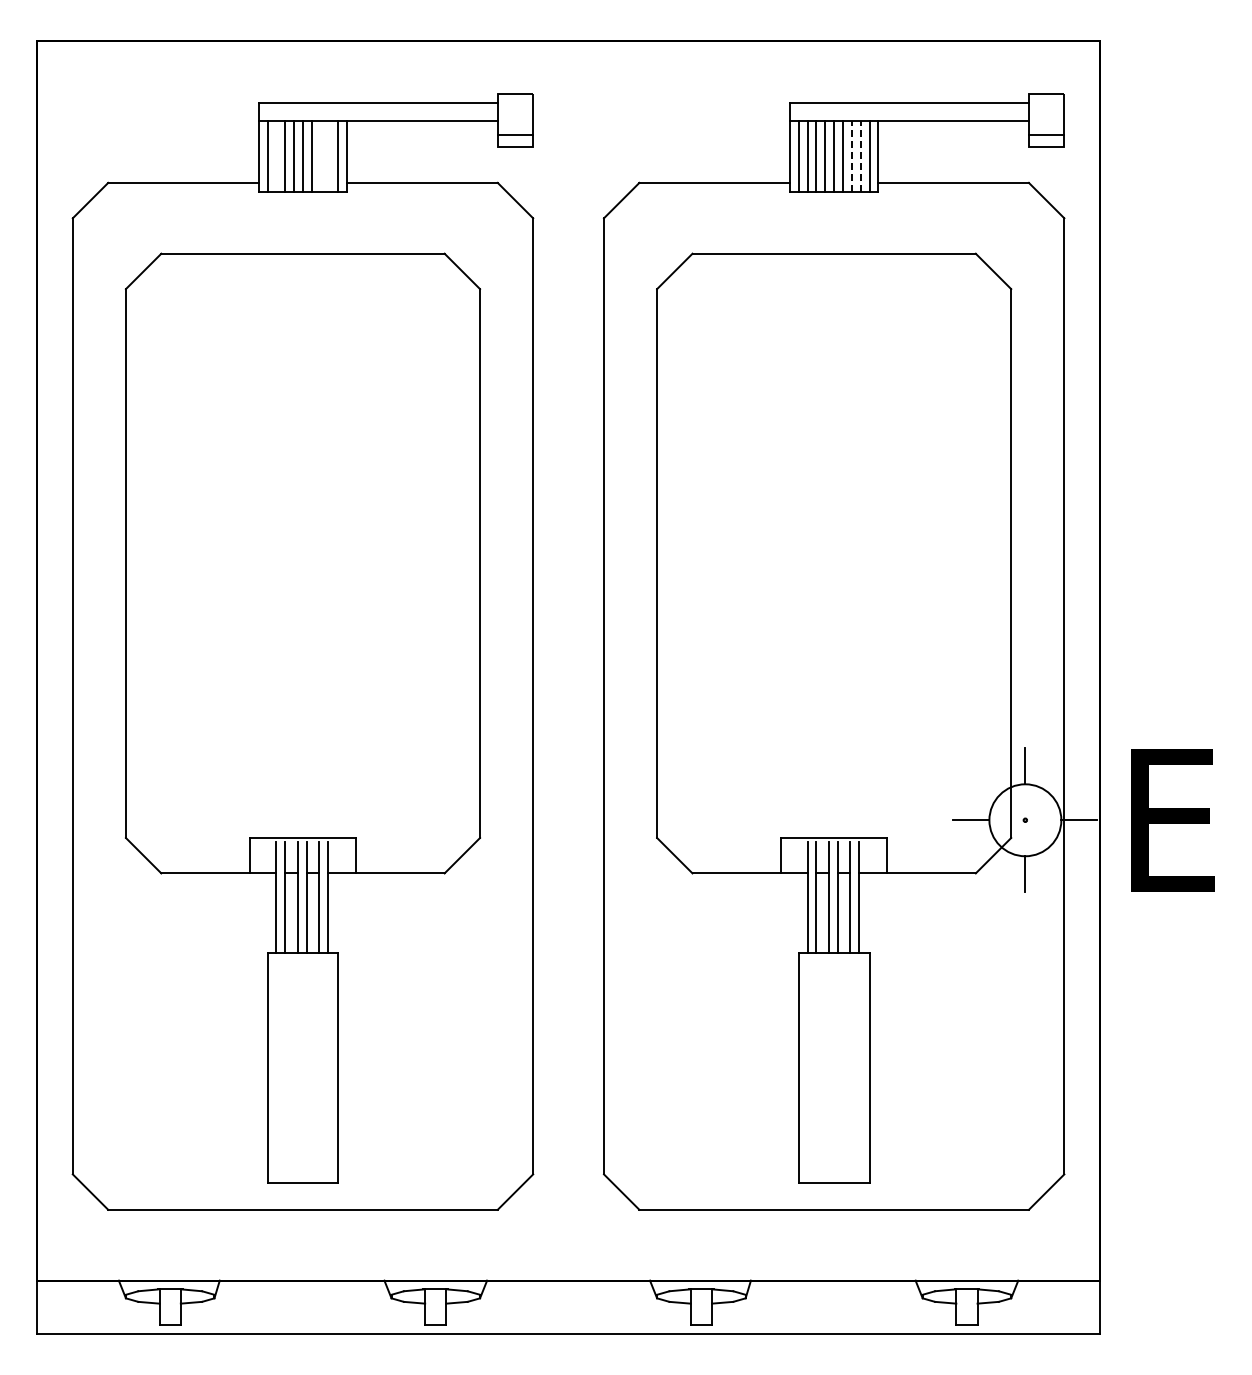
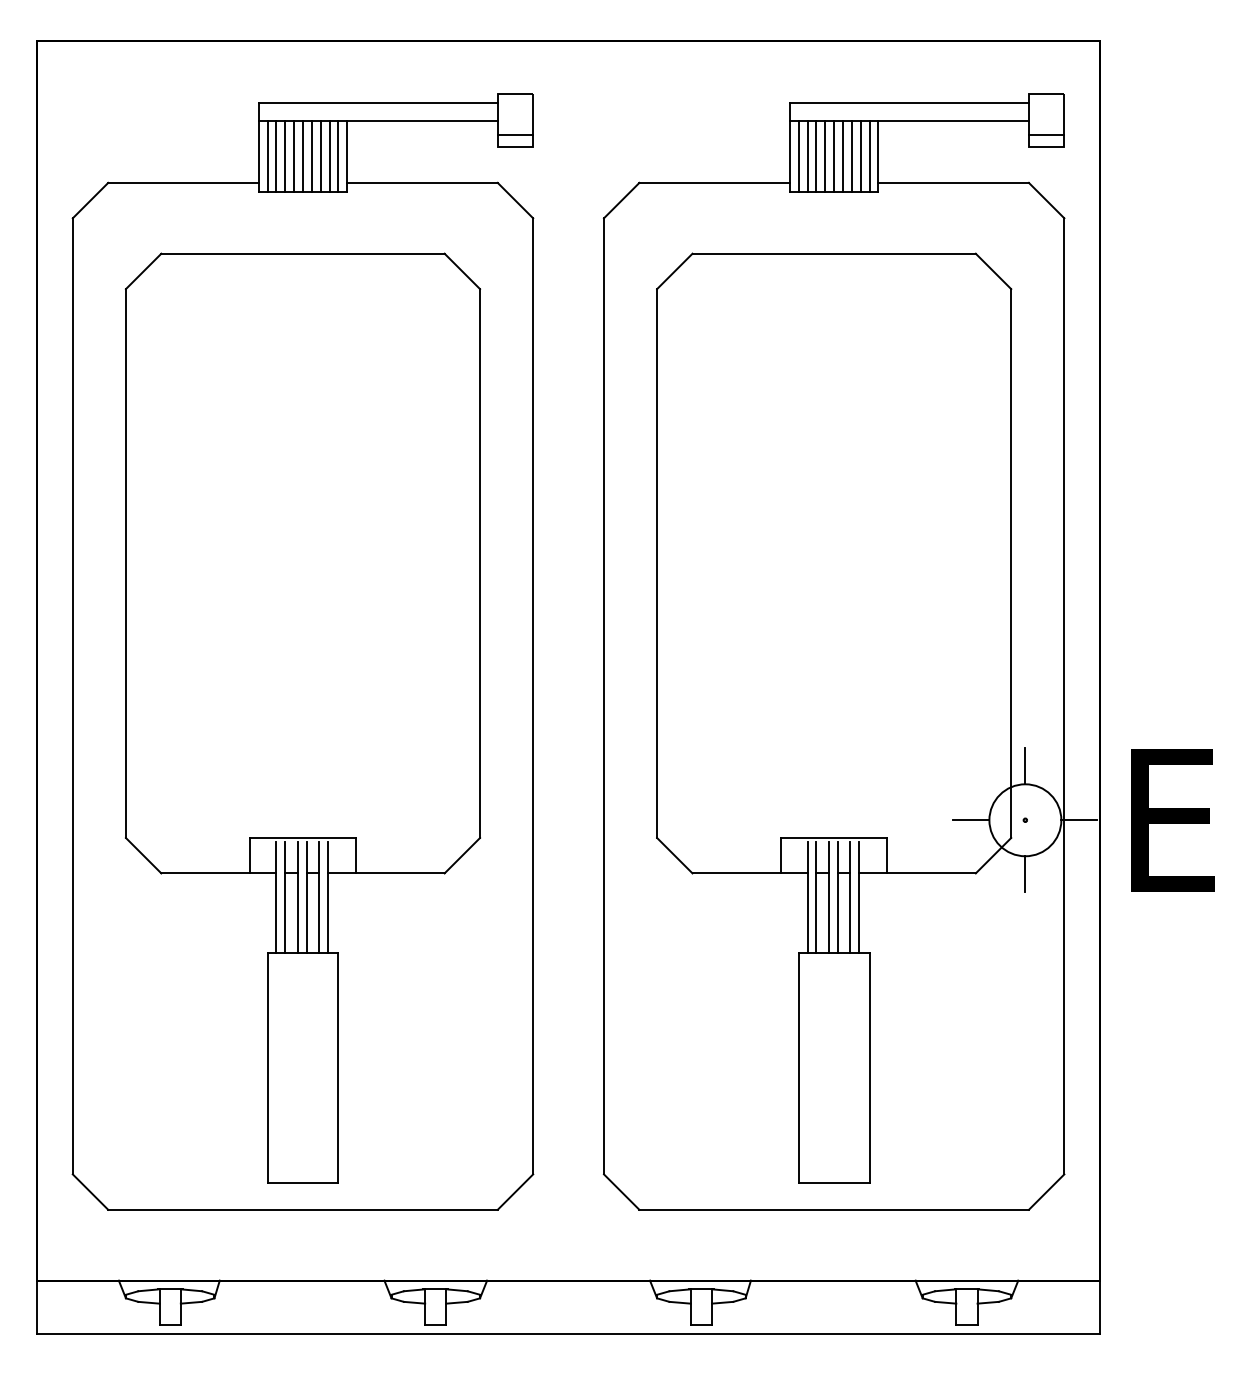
line: none -> present (276, 155)
line: none -> present (320, 155)
line: none -> present (329, 155)
line: dashed -> solid (851, 155)
line: dashed -> solid (860, 155)
